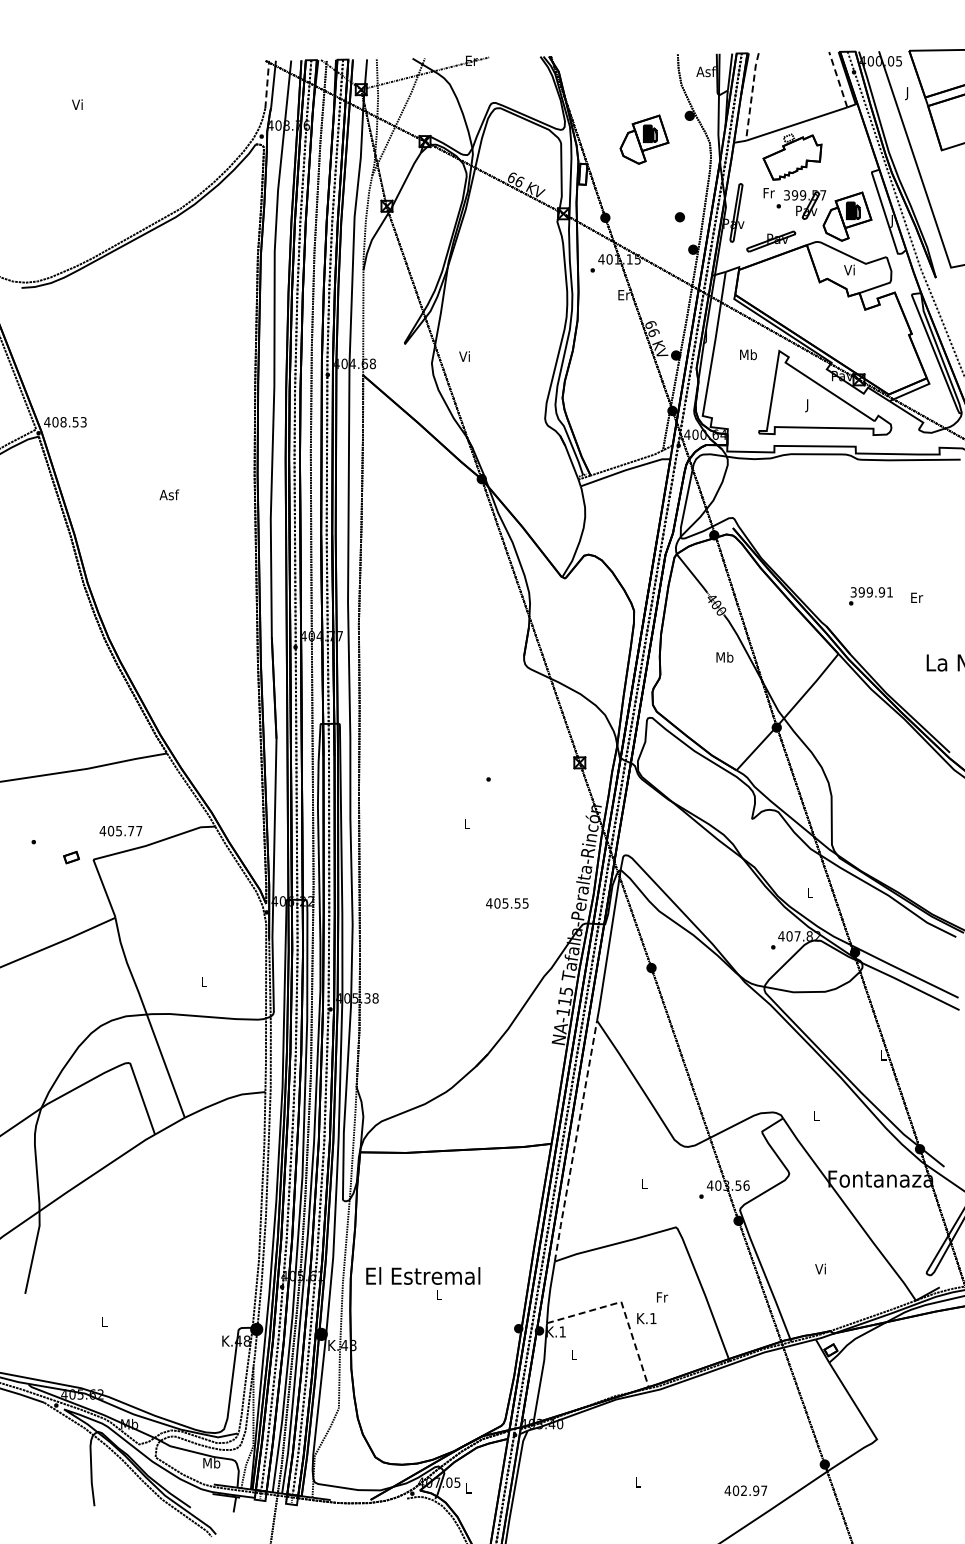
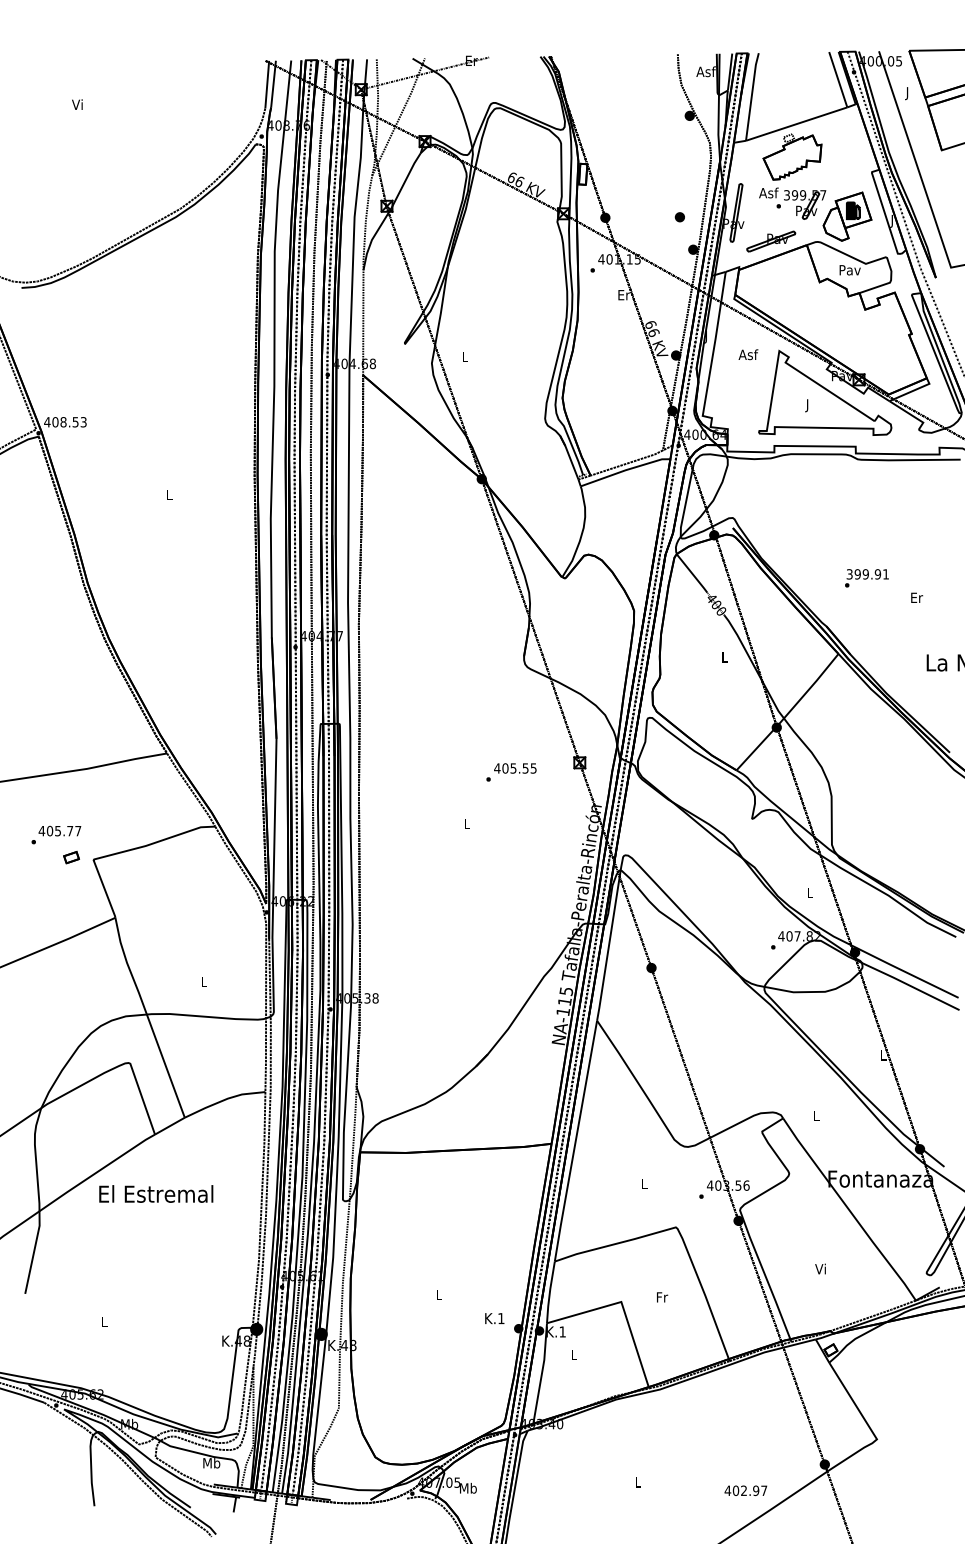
line: dashed -> solid (838, 79)
line: dashed -> solid (267, 84)
line: dashed -> solid (751, 96)
part: present -> none (644, 139)
text: Fr -> Asf (768, 192)
text: Vi -> Pav (849, 269)
text: Mb -> Asf (748, 354)
text: Vi -> L (464, 356)
text: Asf -> L (169, 494)
text position: (870, 596) -> (866, 578) (866, 578)
text: Mb -> L (724, 657)
text position: (120, 830) -> (59, 830) (59, 830)
text position: (507, 903) -> (515, 768) (515, 768)
line: dashed -> solid (575, 1141)
text position: (423, 1275) -> (156, 1193) (156, 1193)
line: dashed -> solid (623, 1307)
text position: (646, 1318) -> (494, 1318) (494, 1318)
text: L -> Mb (468, 1487)
